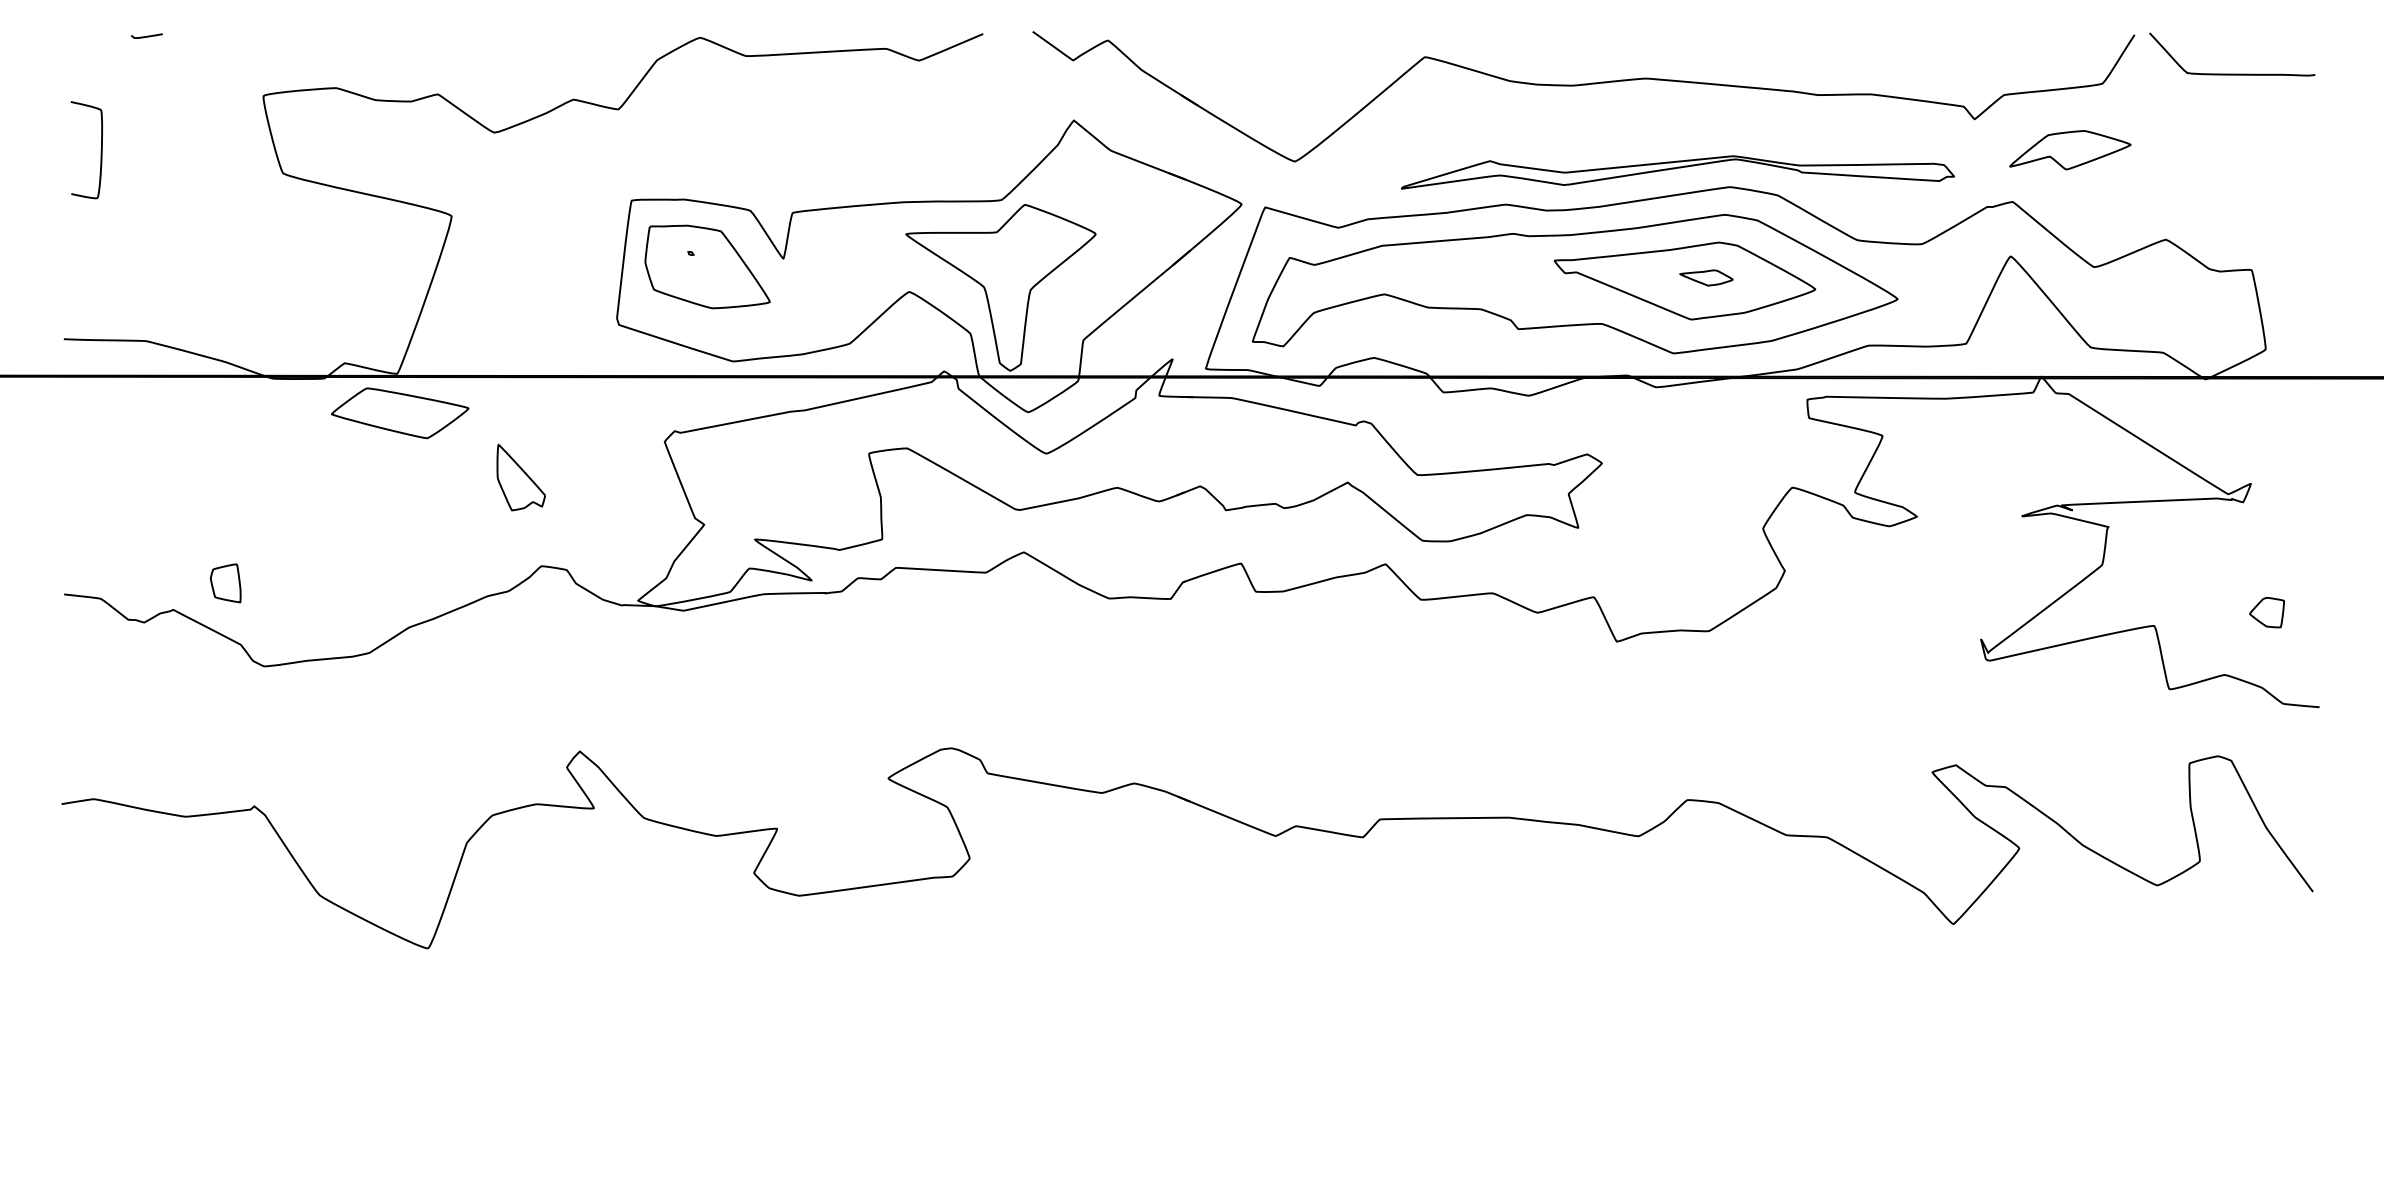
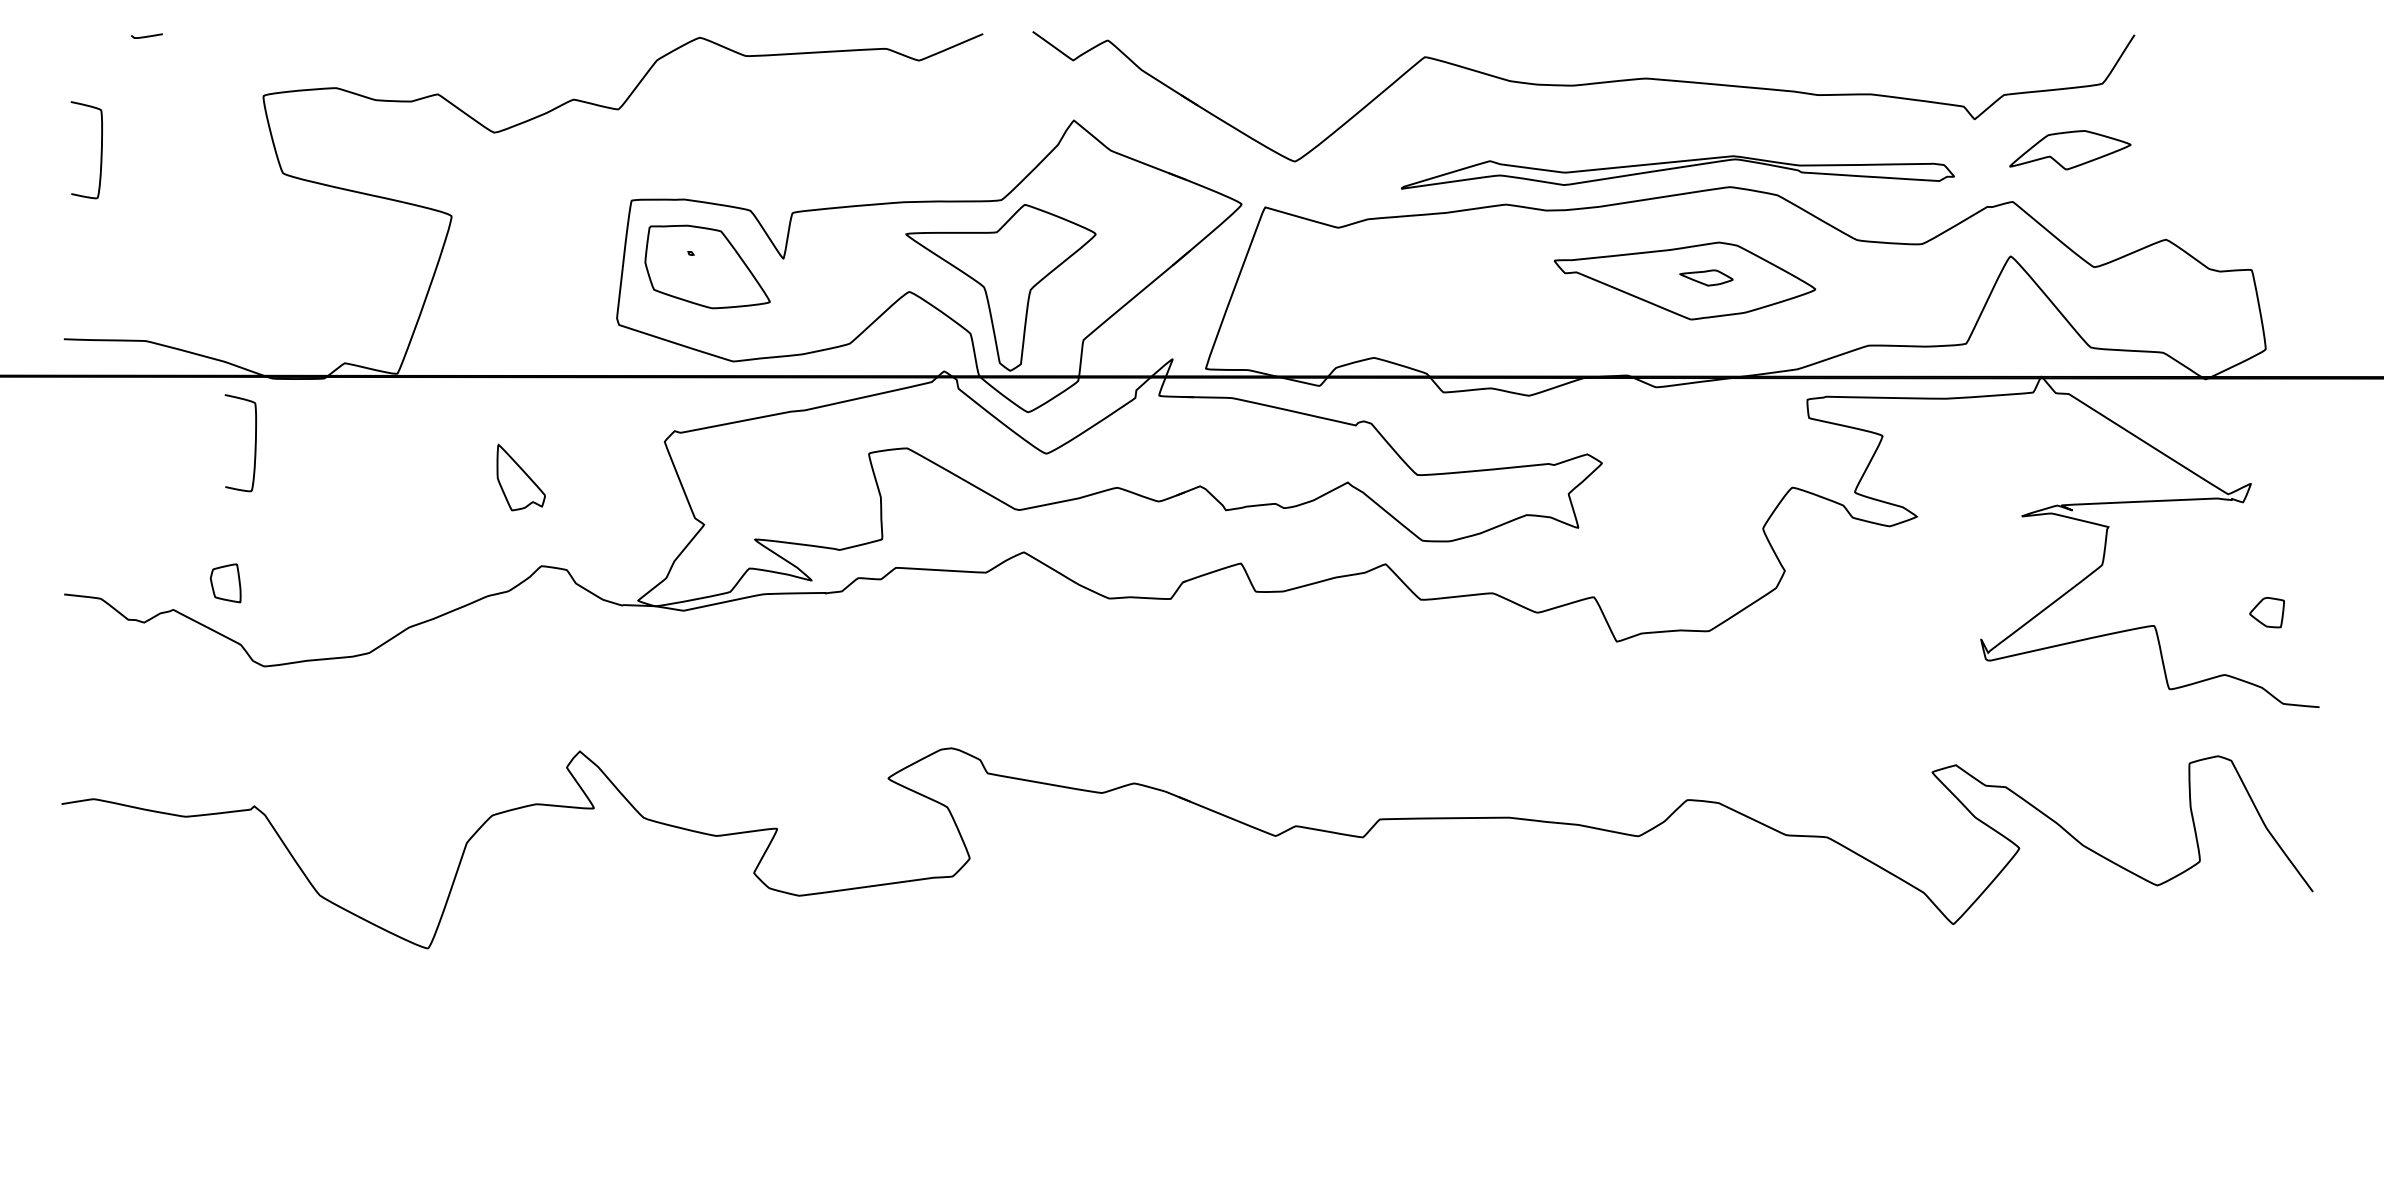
curve: present -> none (2232, 73)
part: present -> none (1574, 284)
part: present -> none (400, 413)
curve: none -> present (254, 443)
